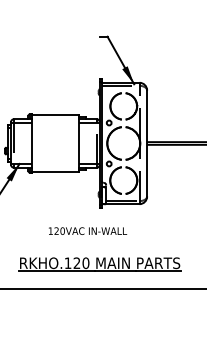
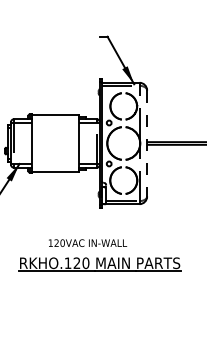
line: solid -> dashed (147, 143)
text position: (88, 230) -> (88, 242) (88, 242)
line: present -> none (102, 288)
